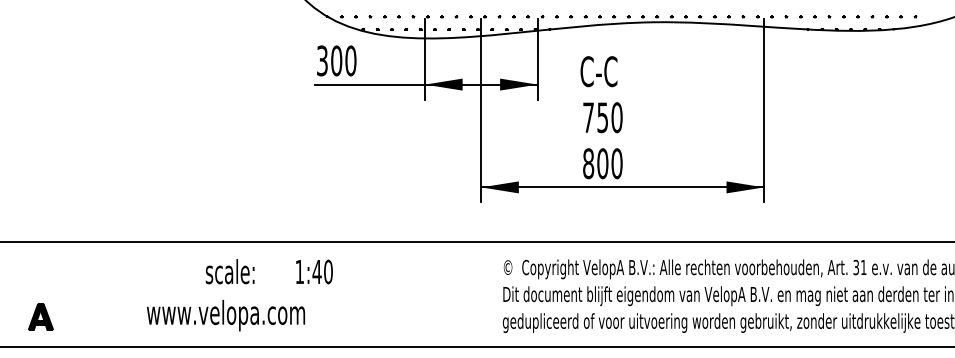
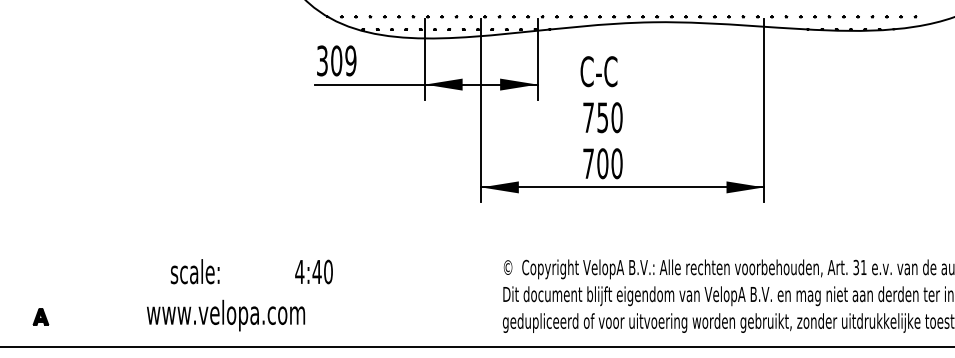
text: 300 -> 309 (350, 60)
text: 800 -> 700 (588, 163)
line: present -> none (476, 242)
text position: (229, 271) -> (194, 271) (194, 271)
text: 1:40 -> 4:40 (299, 271)
part size: 26x28 px -> 18x18 px (40, 316)
